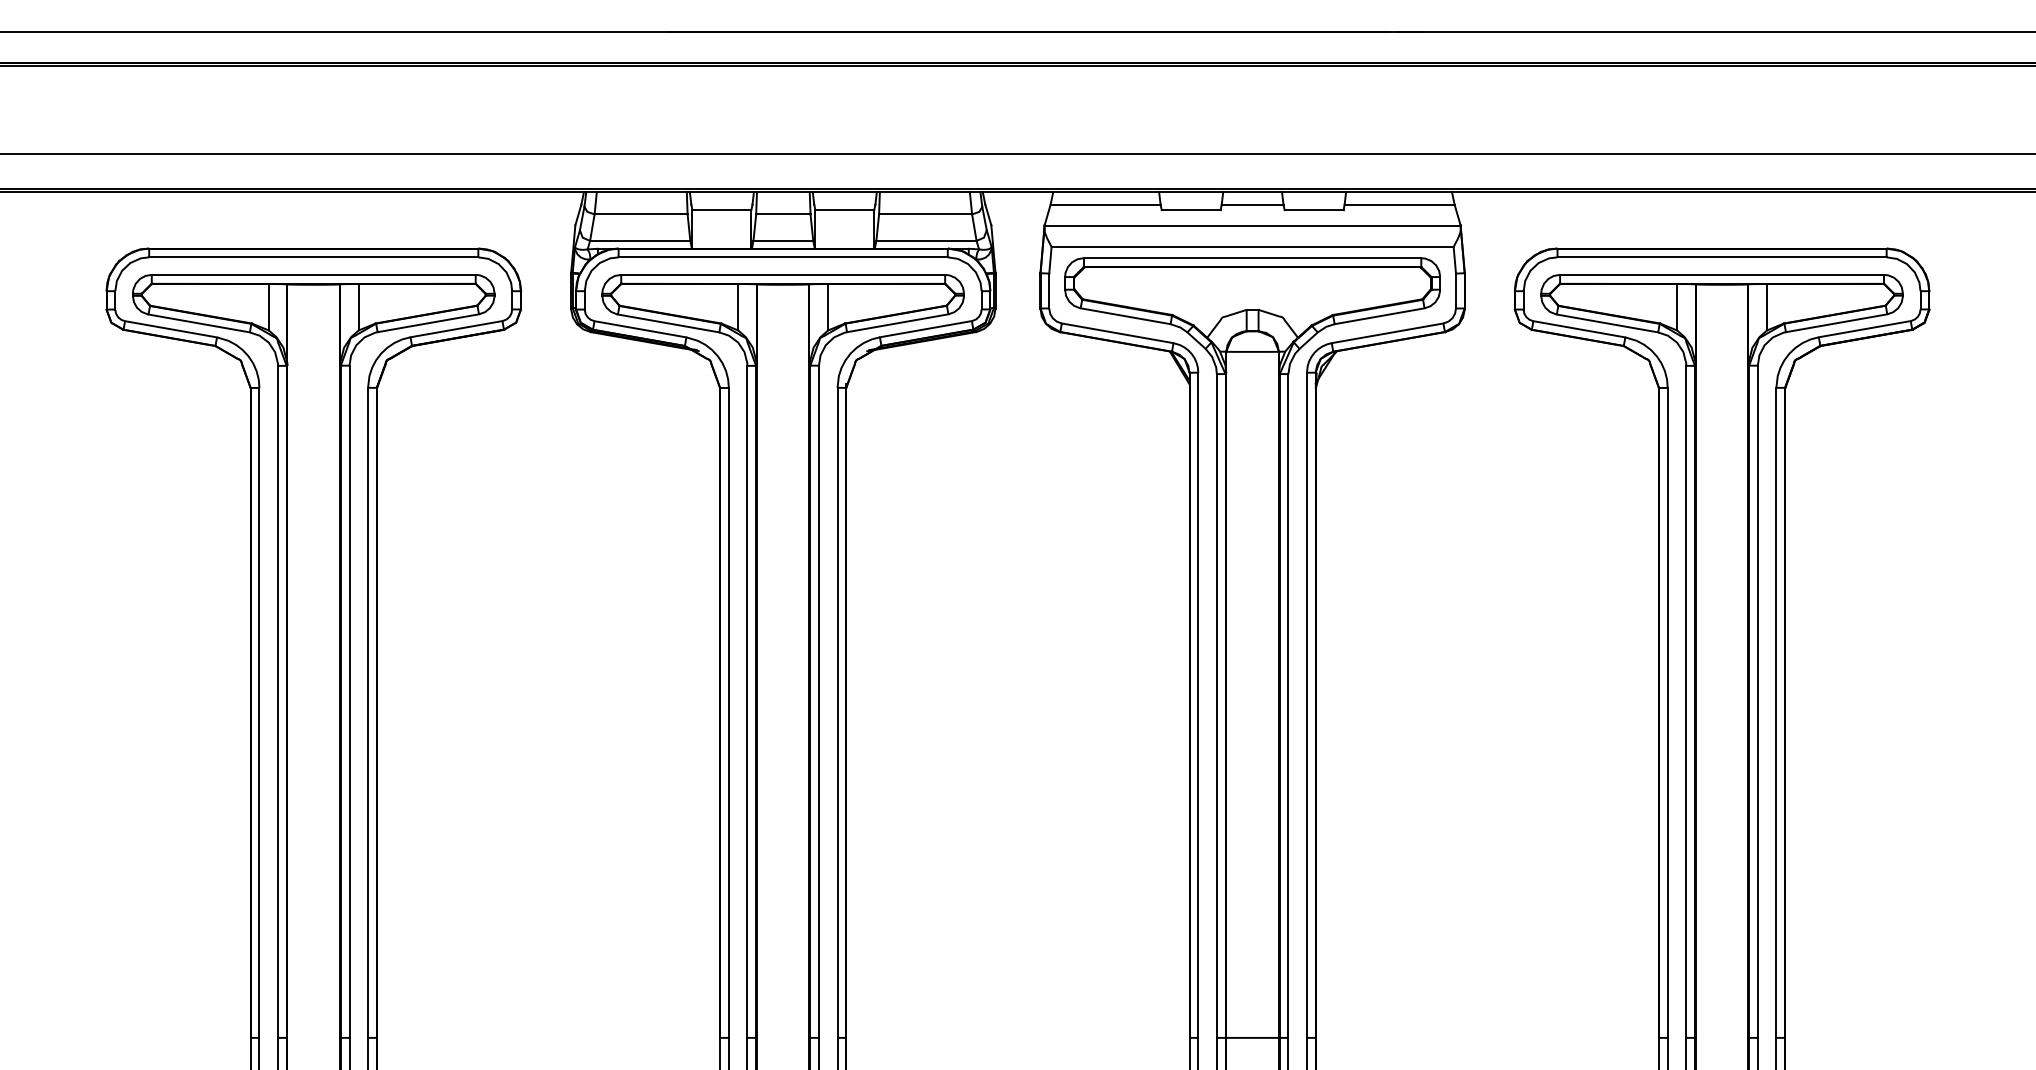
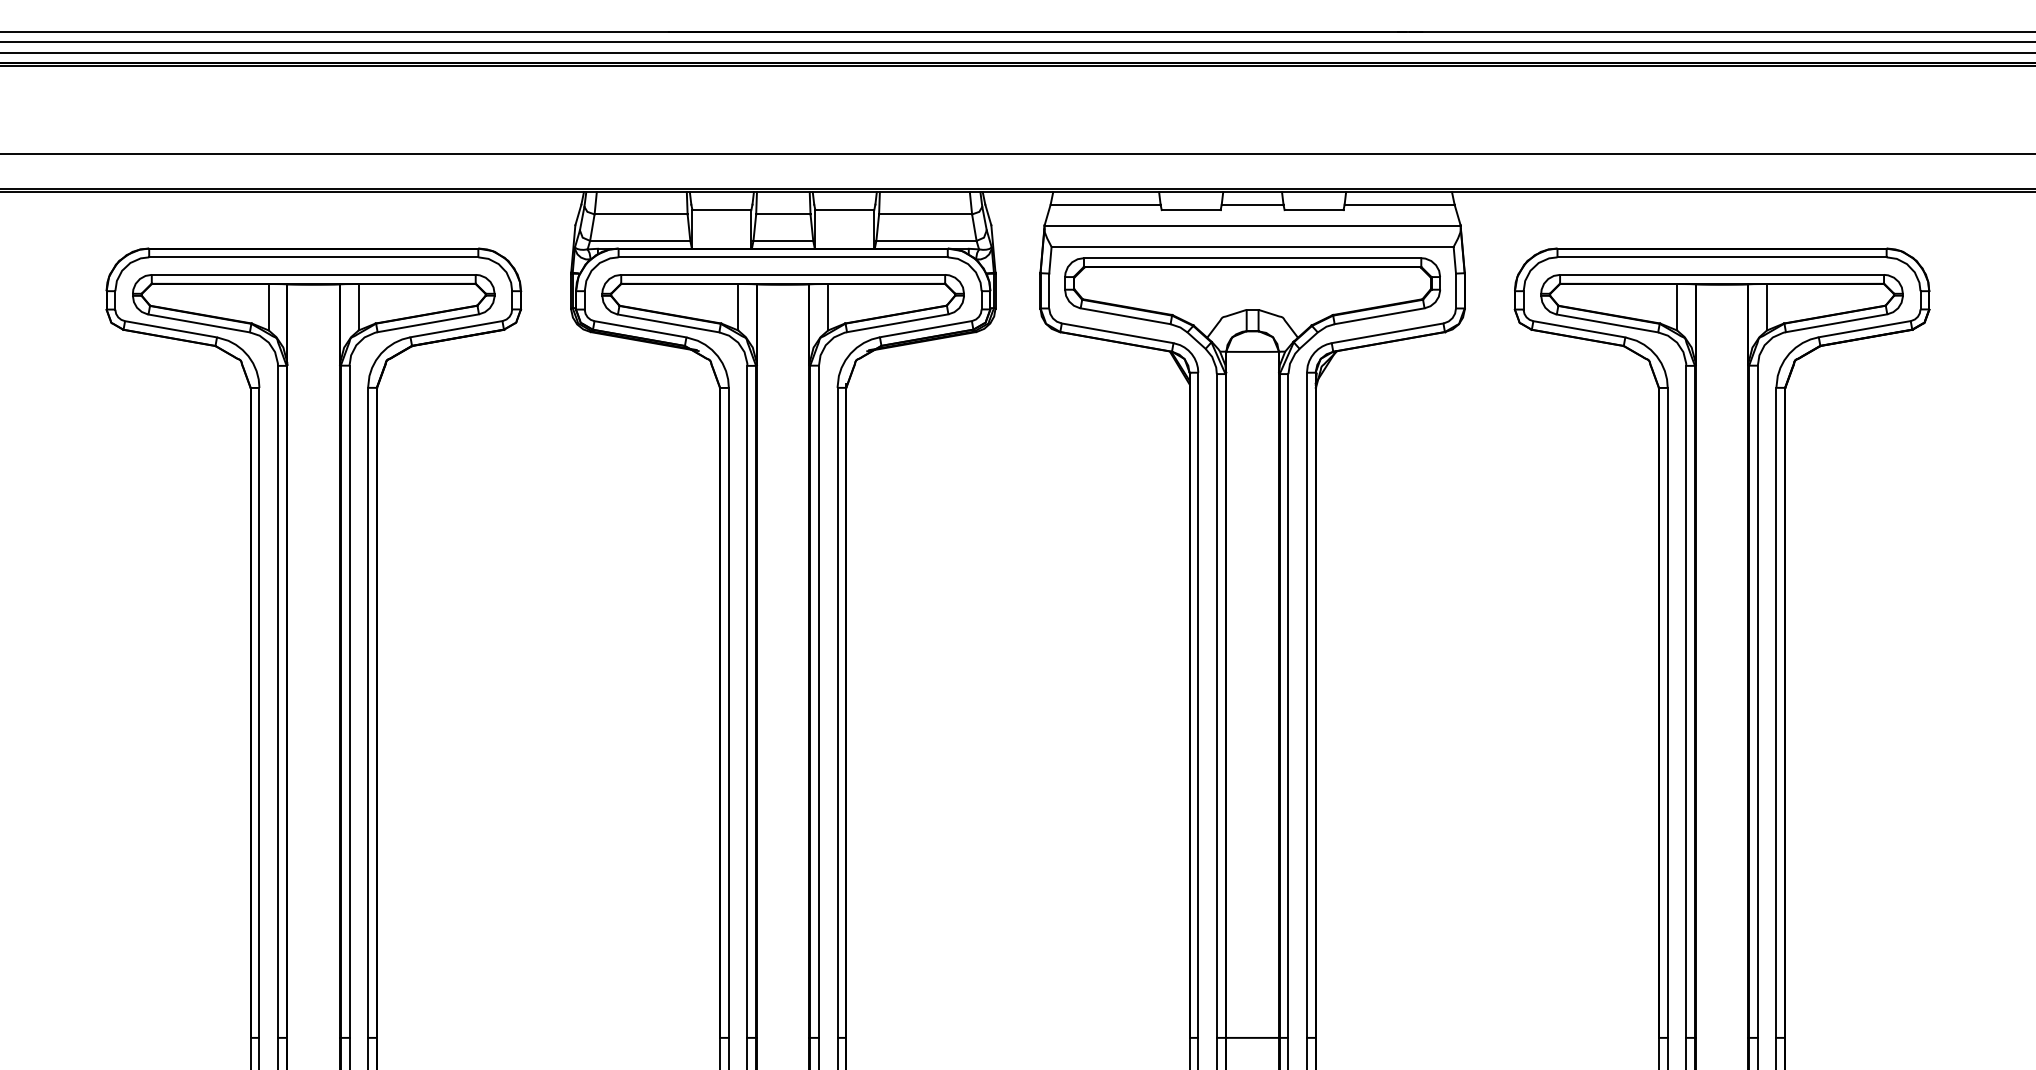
line: none -> present (1017, 42)
line: none -> present (1017, 52)
